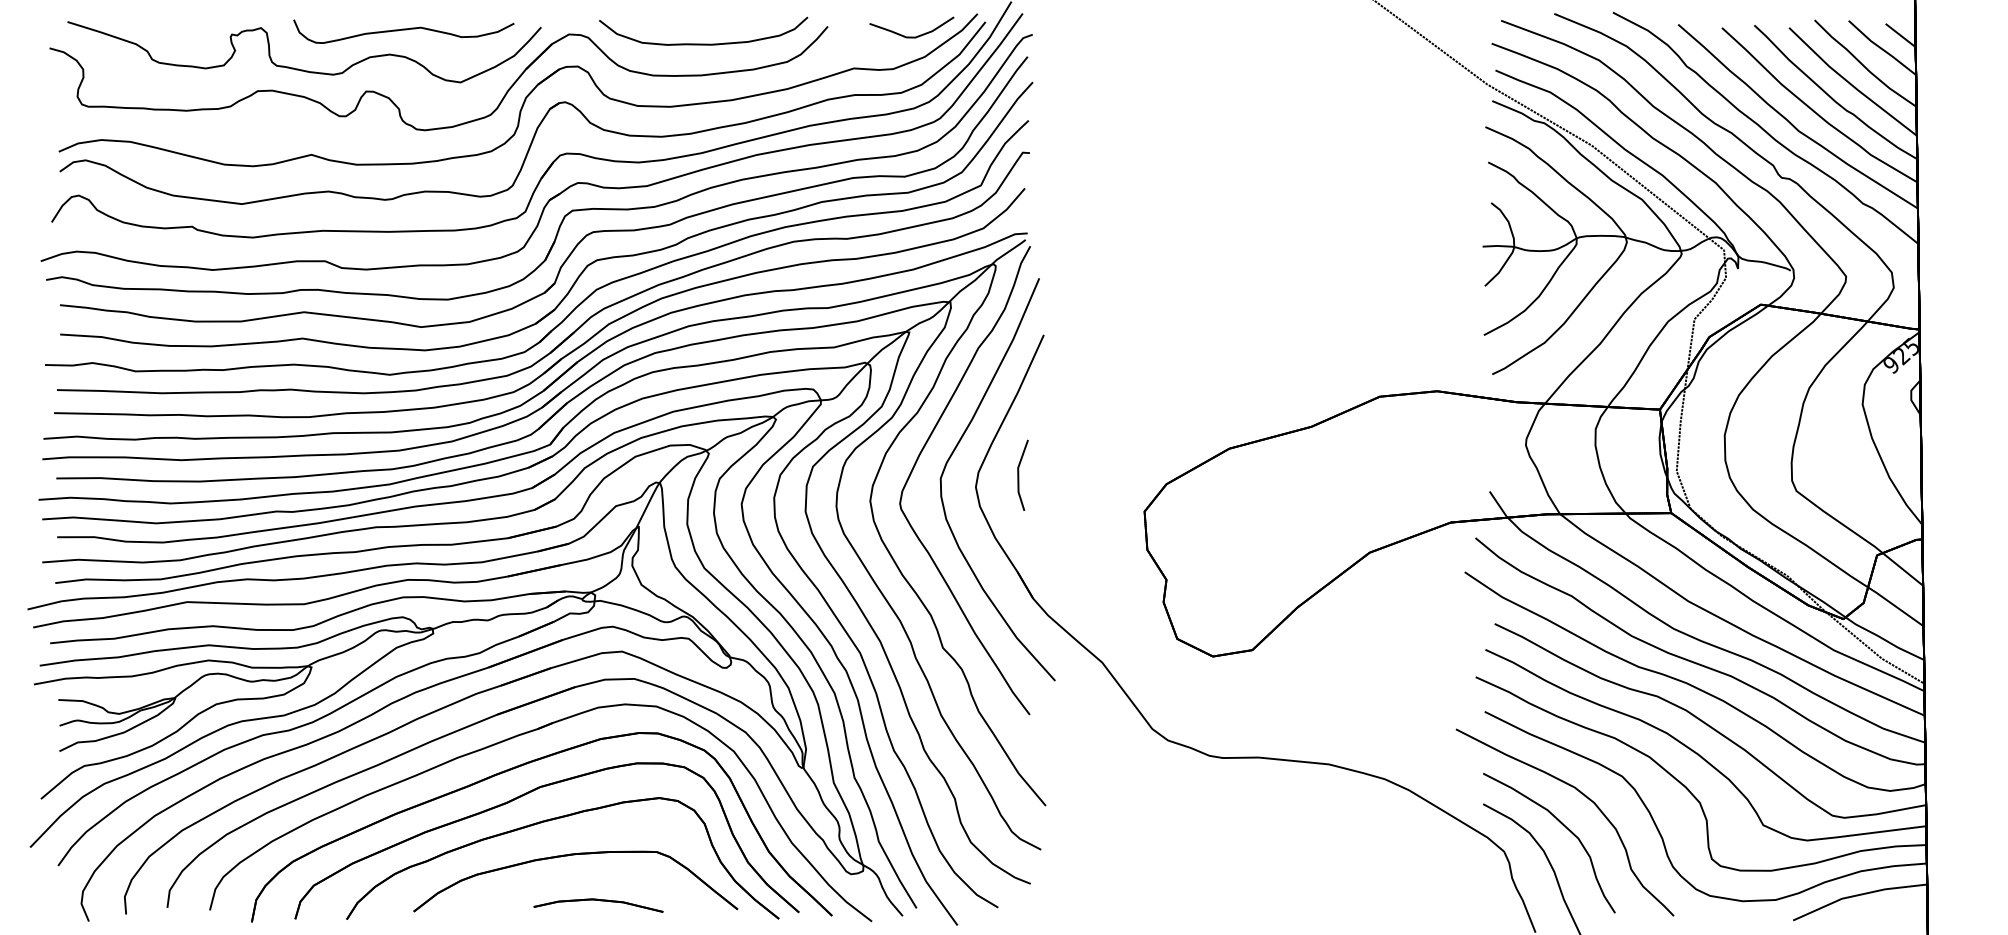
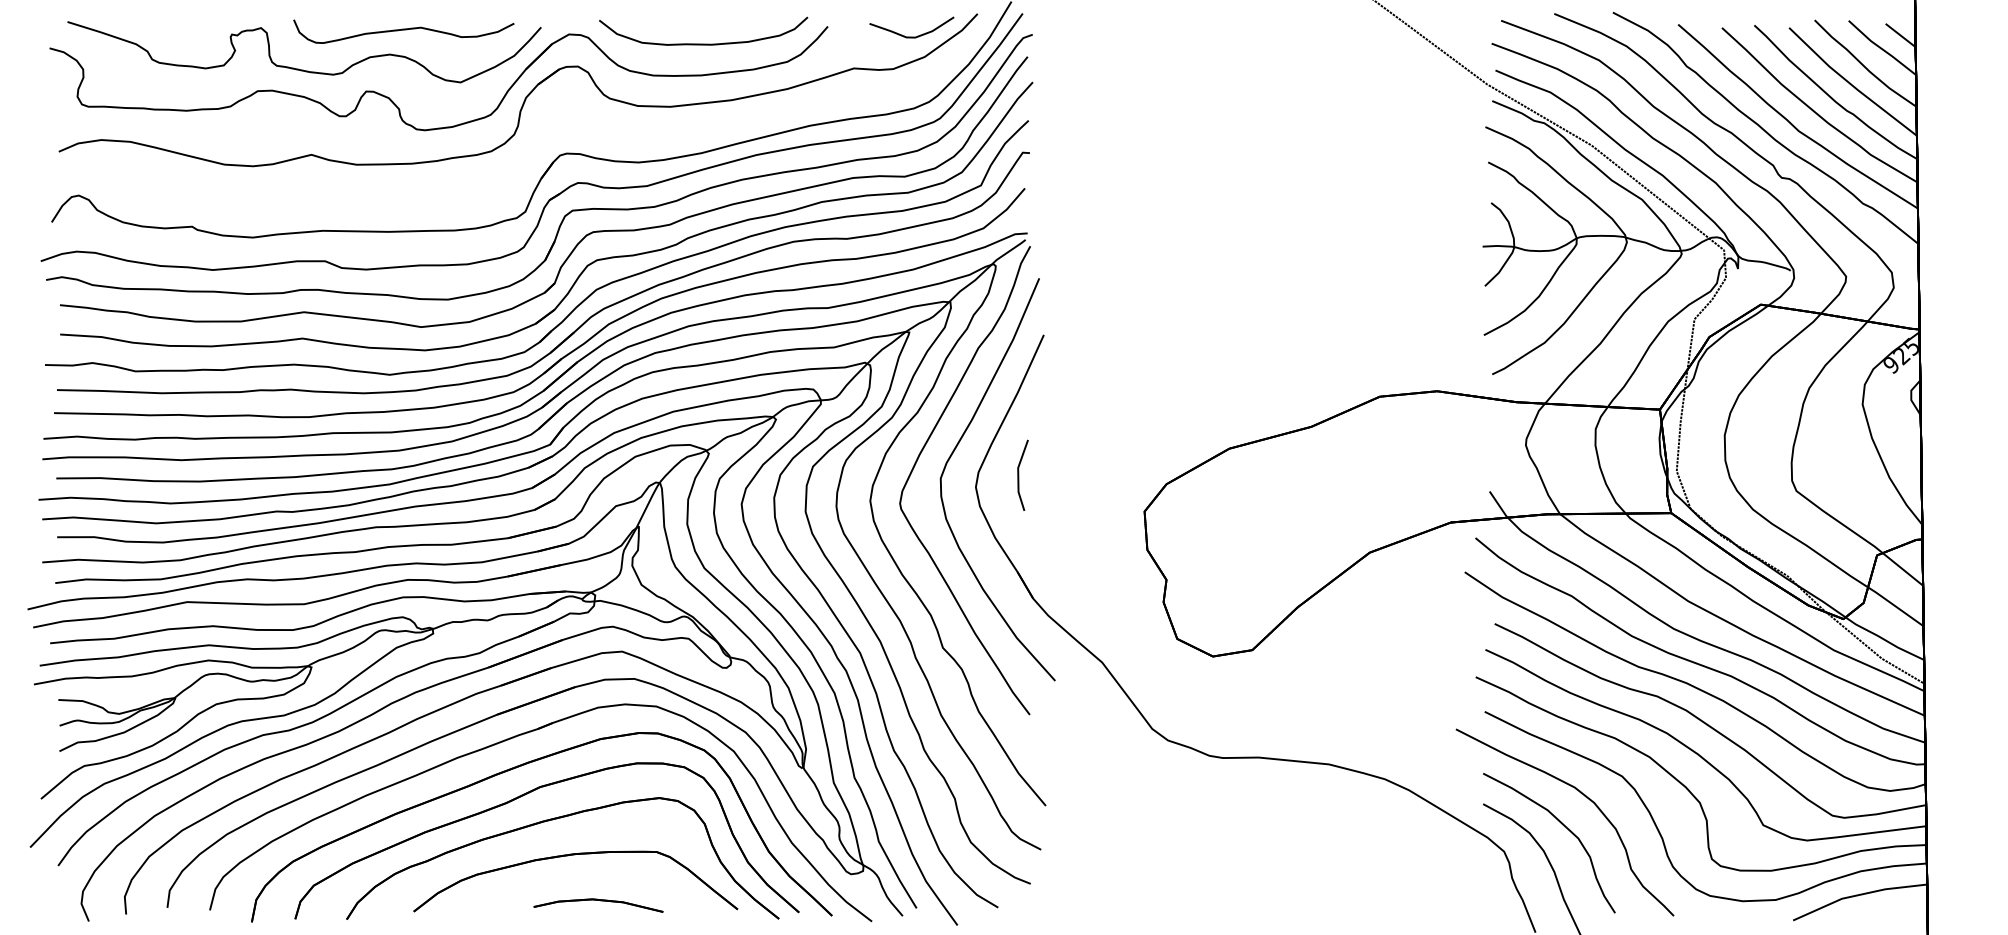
part: present -> none (538, 124)
